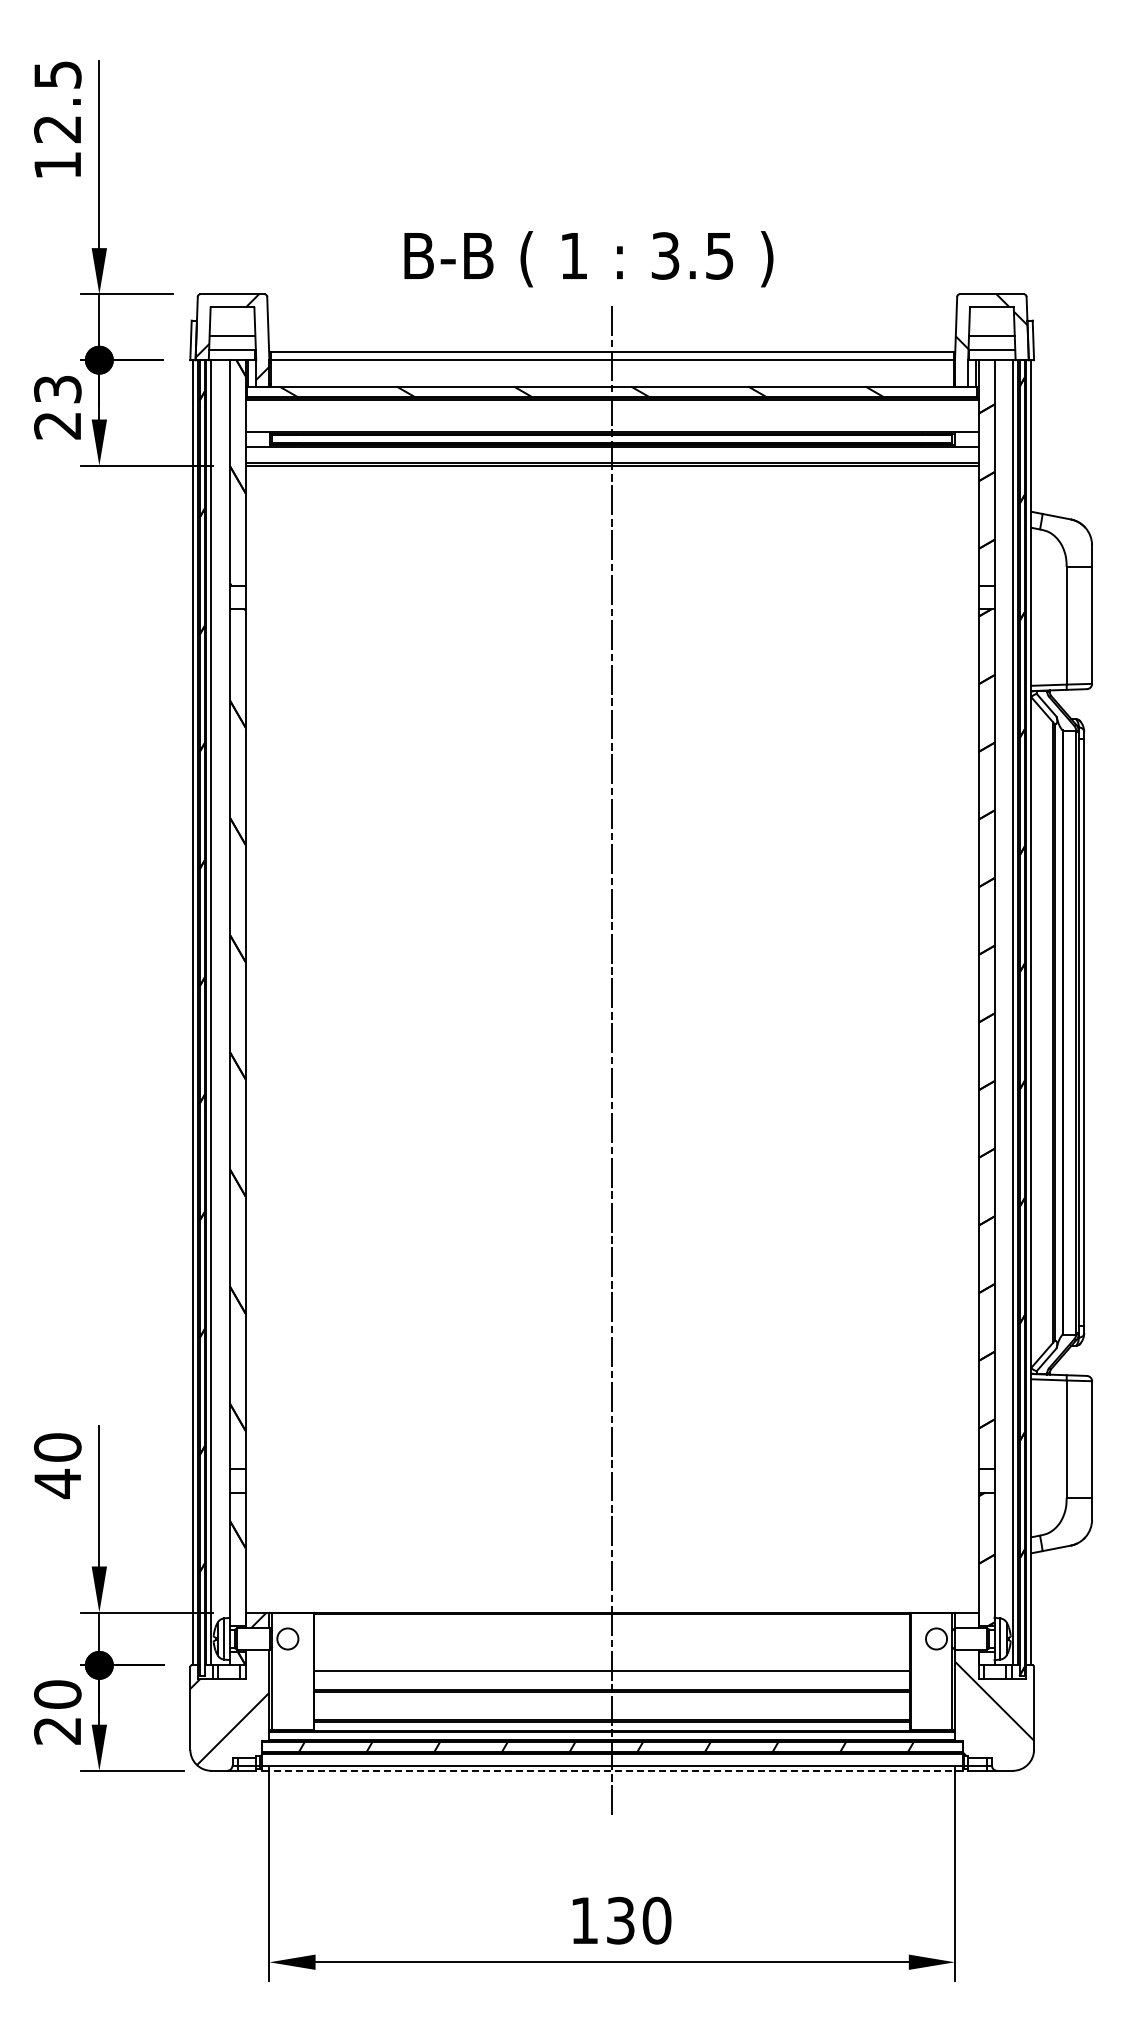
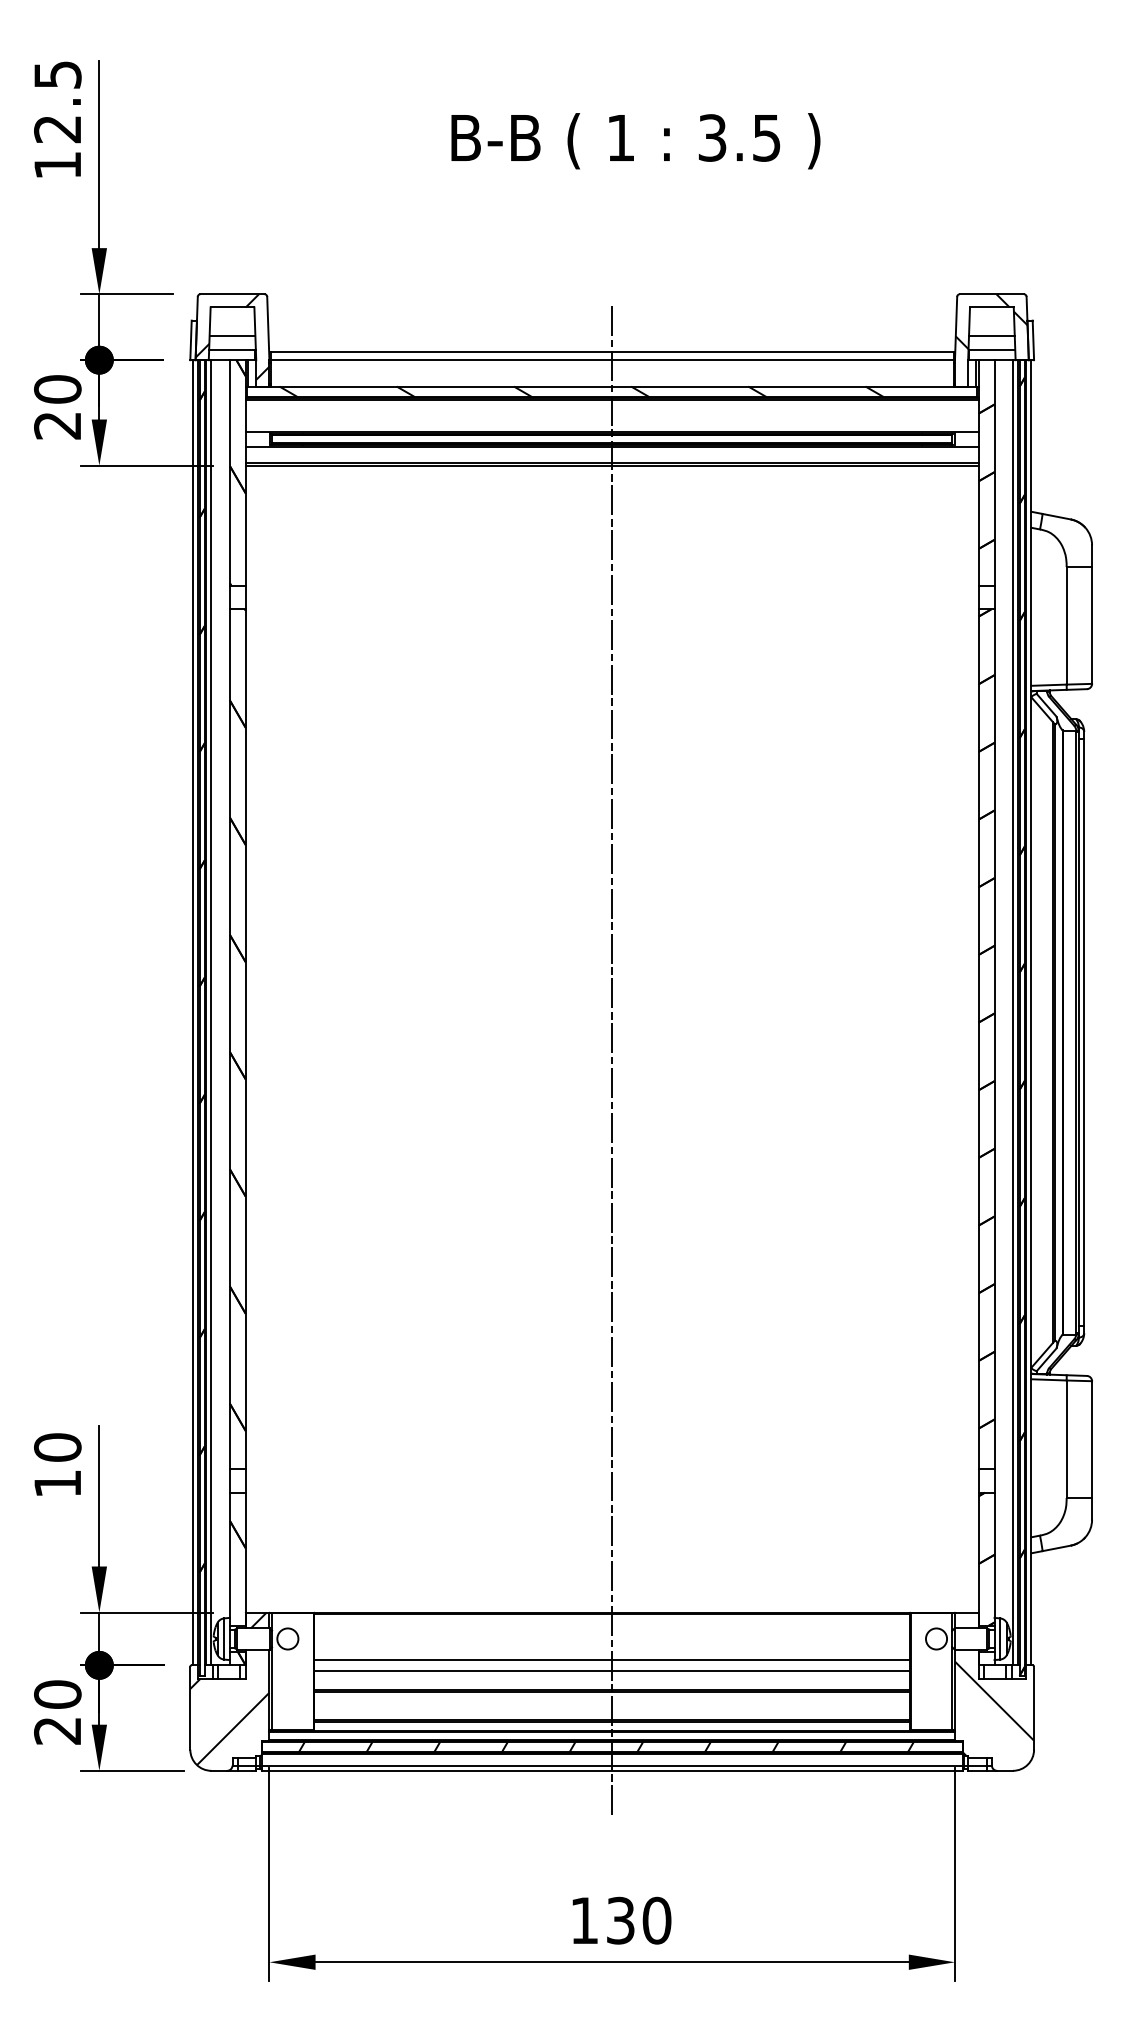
text position: (588, 259) -> (635, 141) (635, 141)
text: 23 -> 20 (57, 389)
text: 40 -> 10 (57, 1483)
line: none -> present (612, 1660)
line: dashed -> solid (612, 1770)
